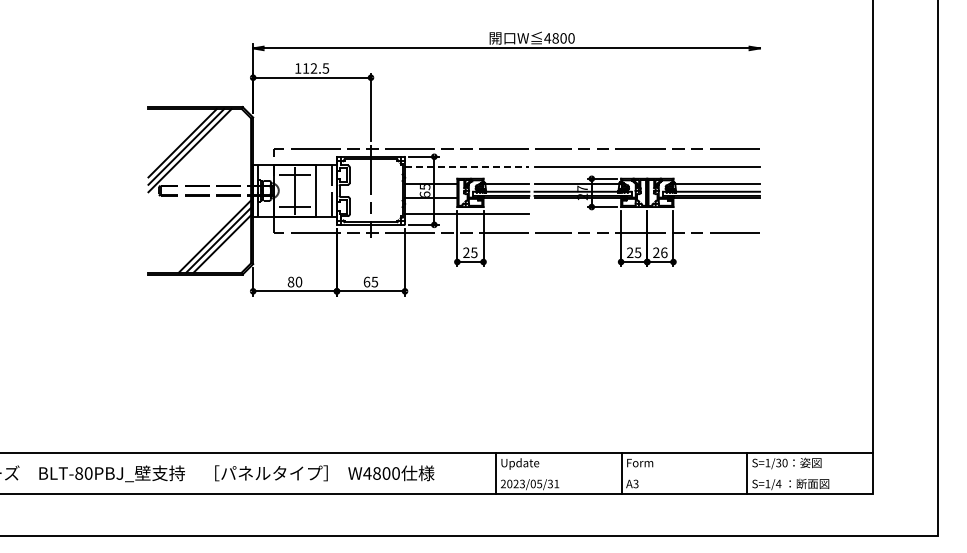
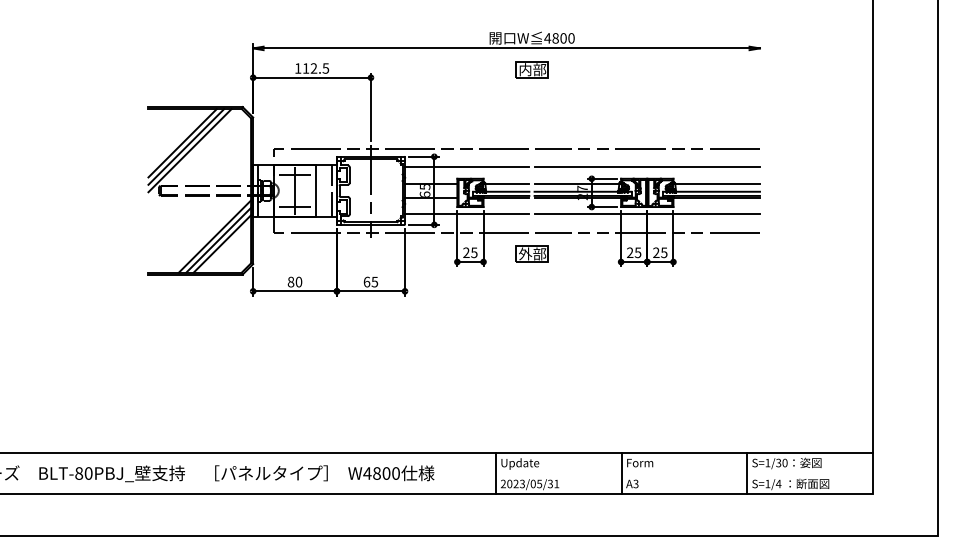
part: none -> present (531, 69)
line: dashed -> solid (467, 167)
line: none -> present (646, 214)
text: 26 -> 25 (664, 252)
part: none -> present (531, 253)
